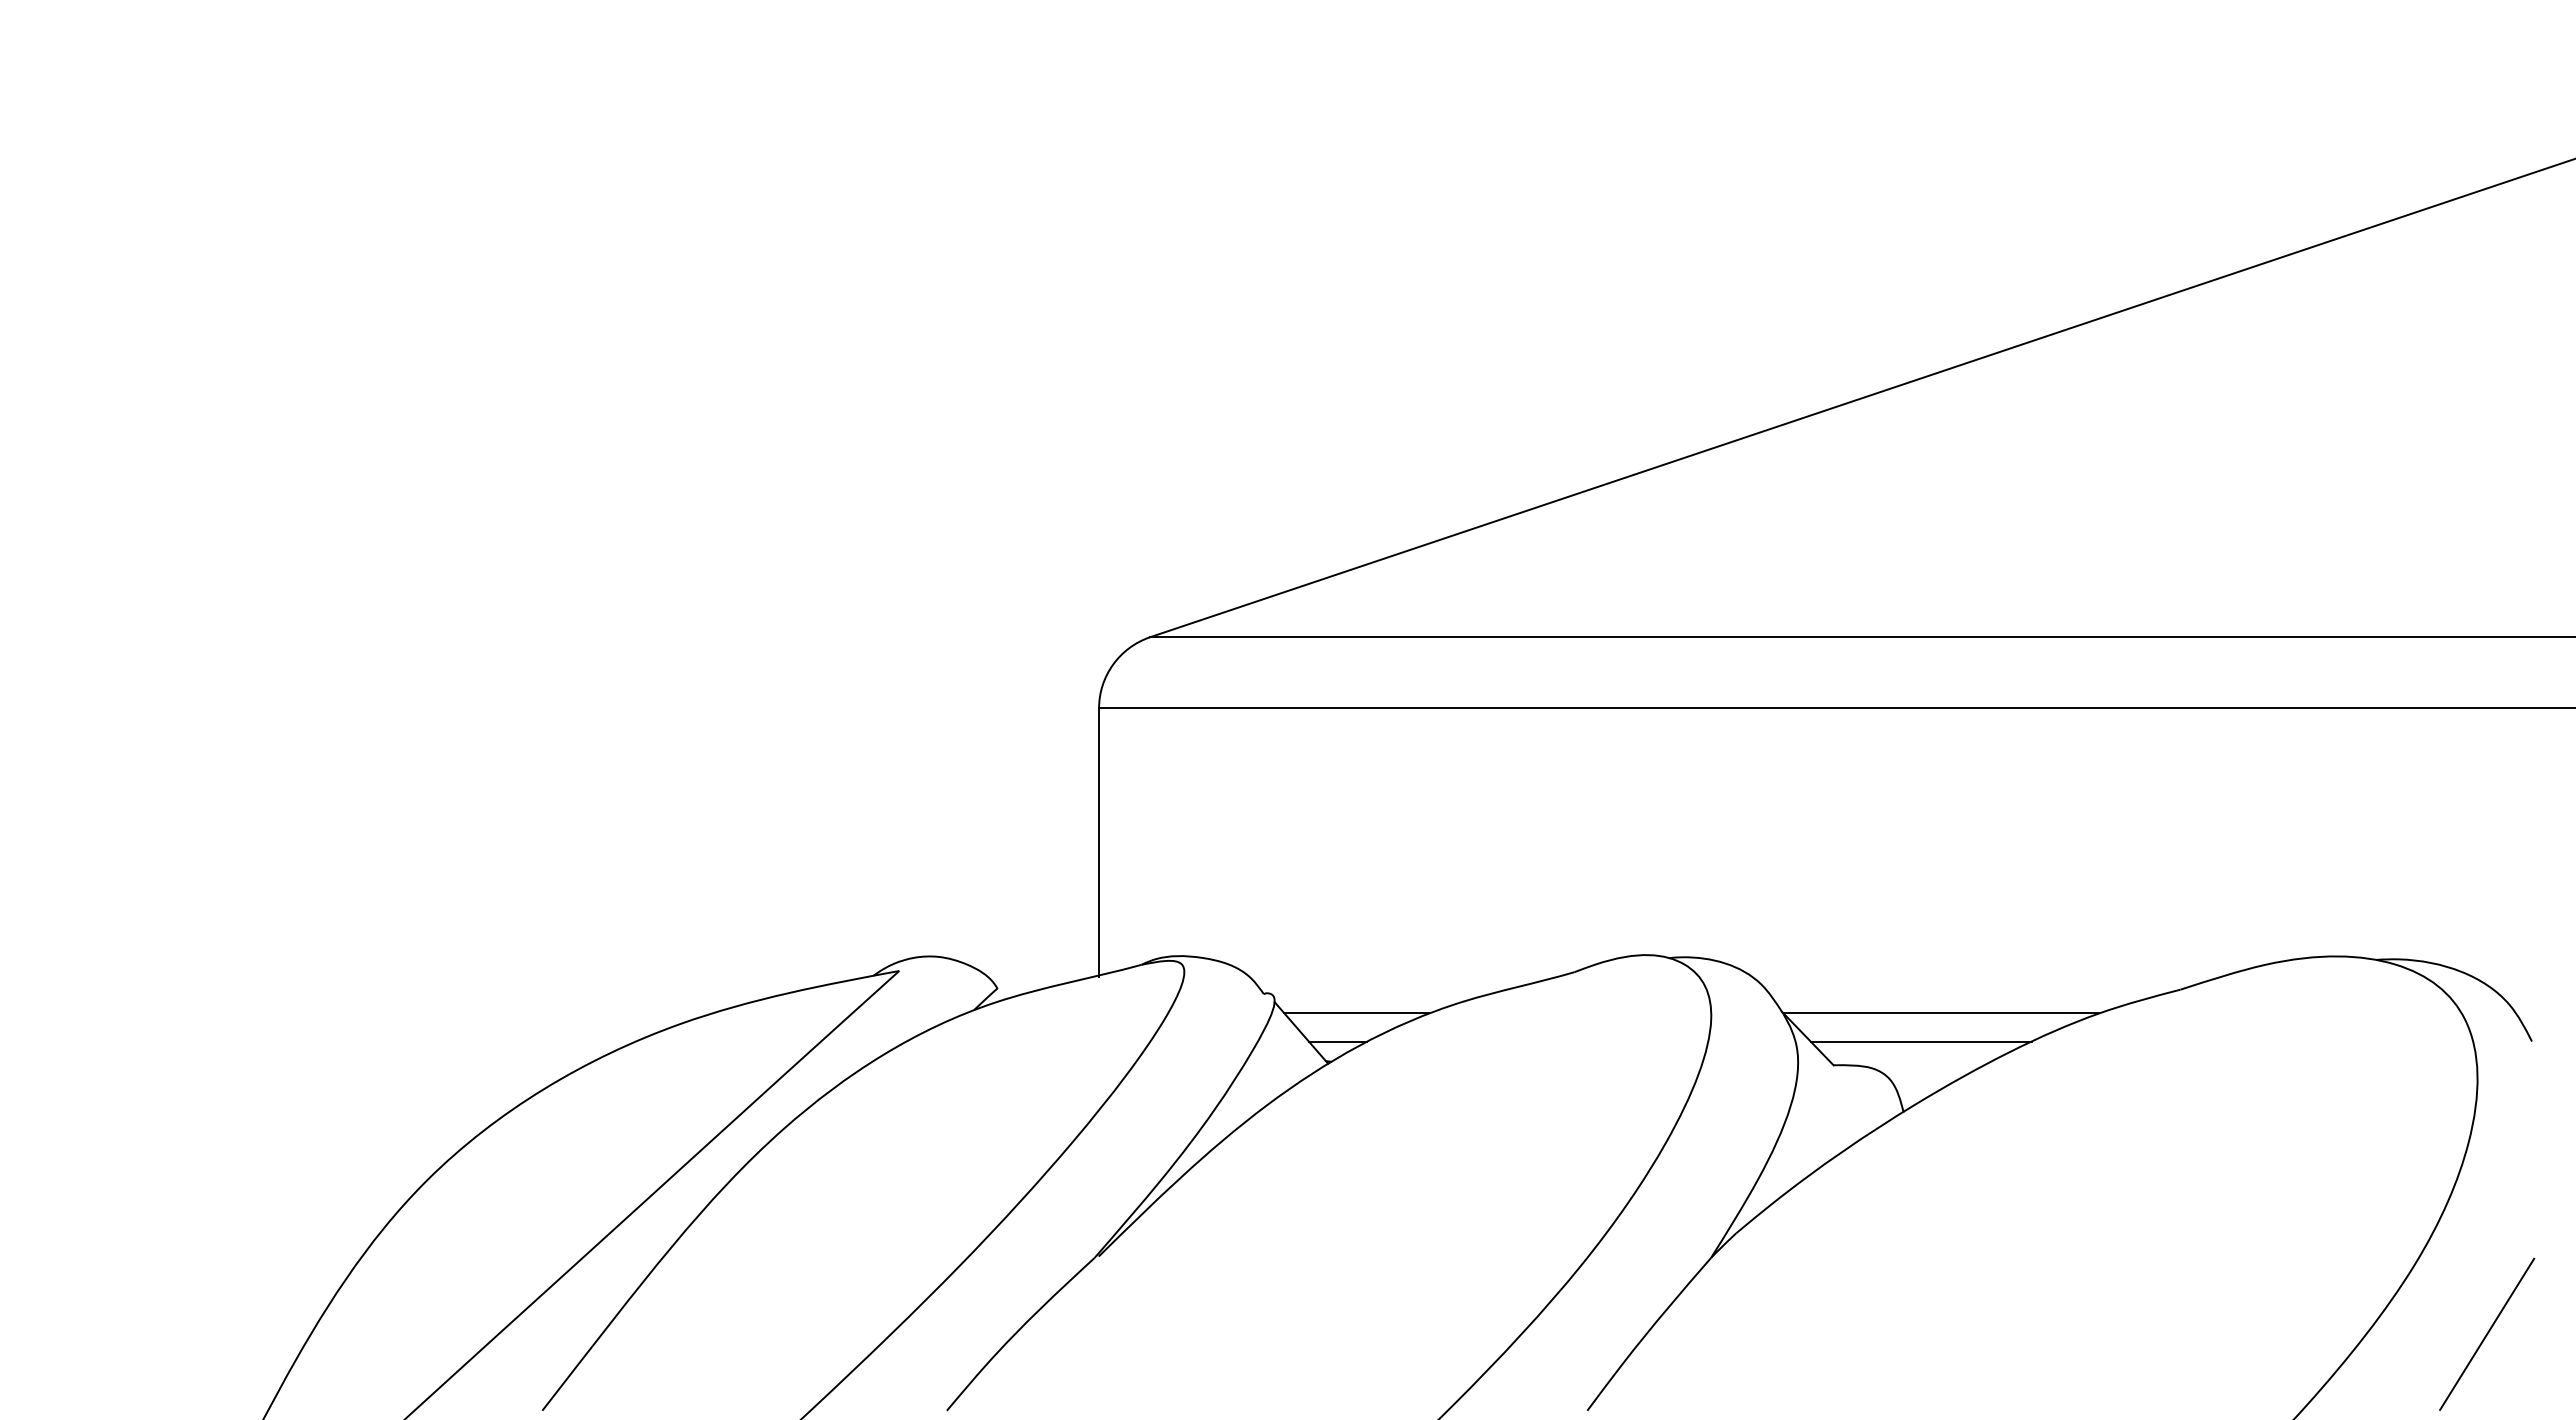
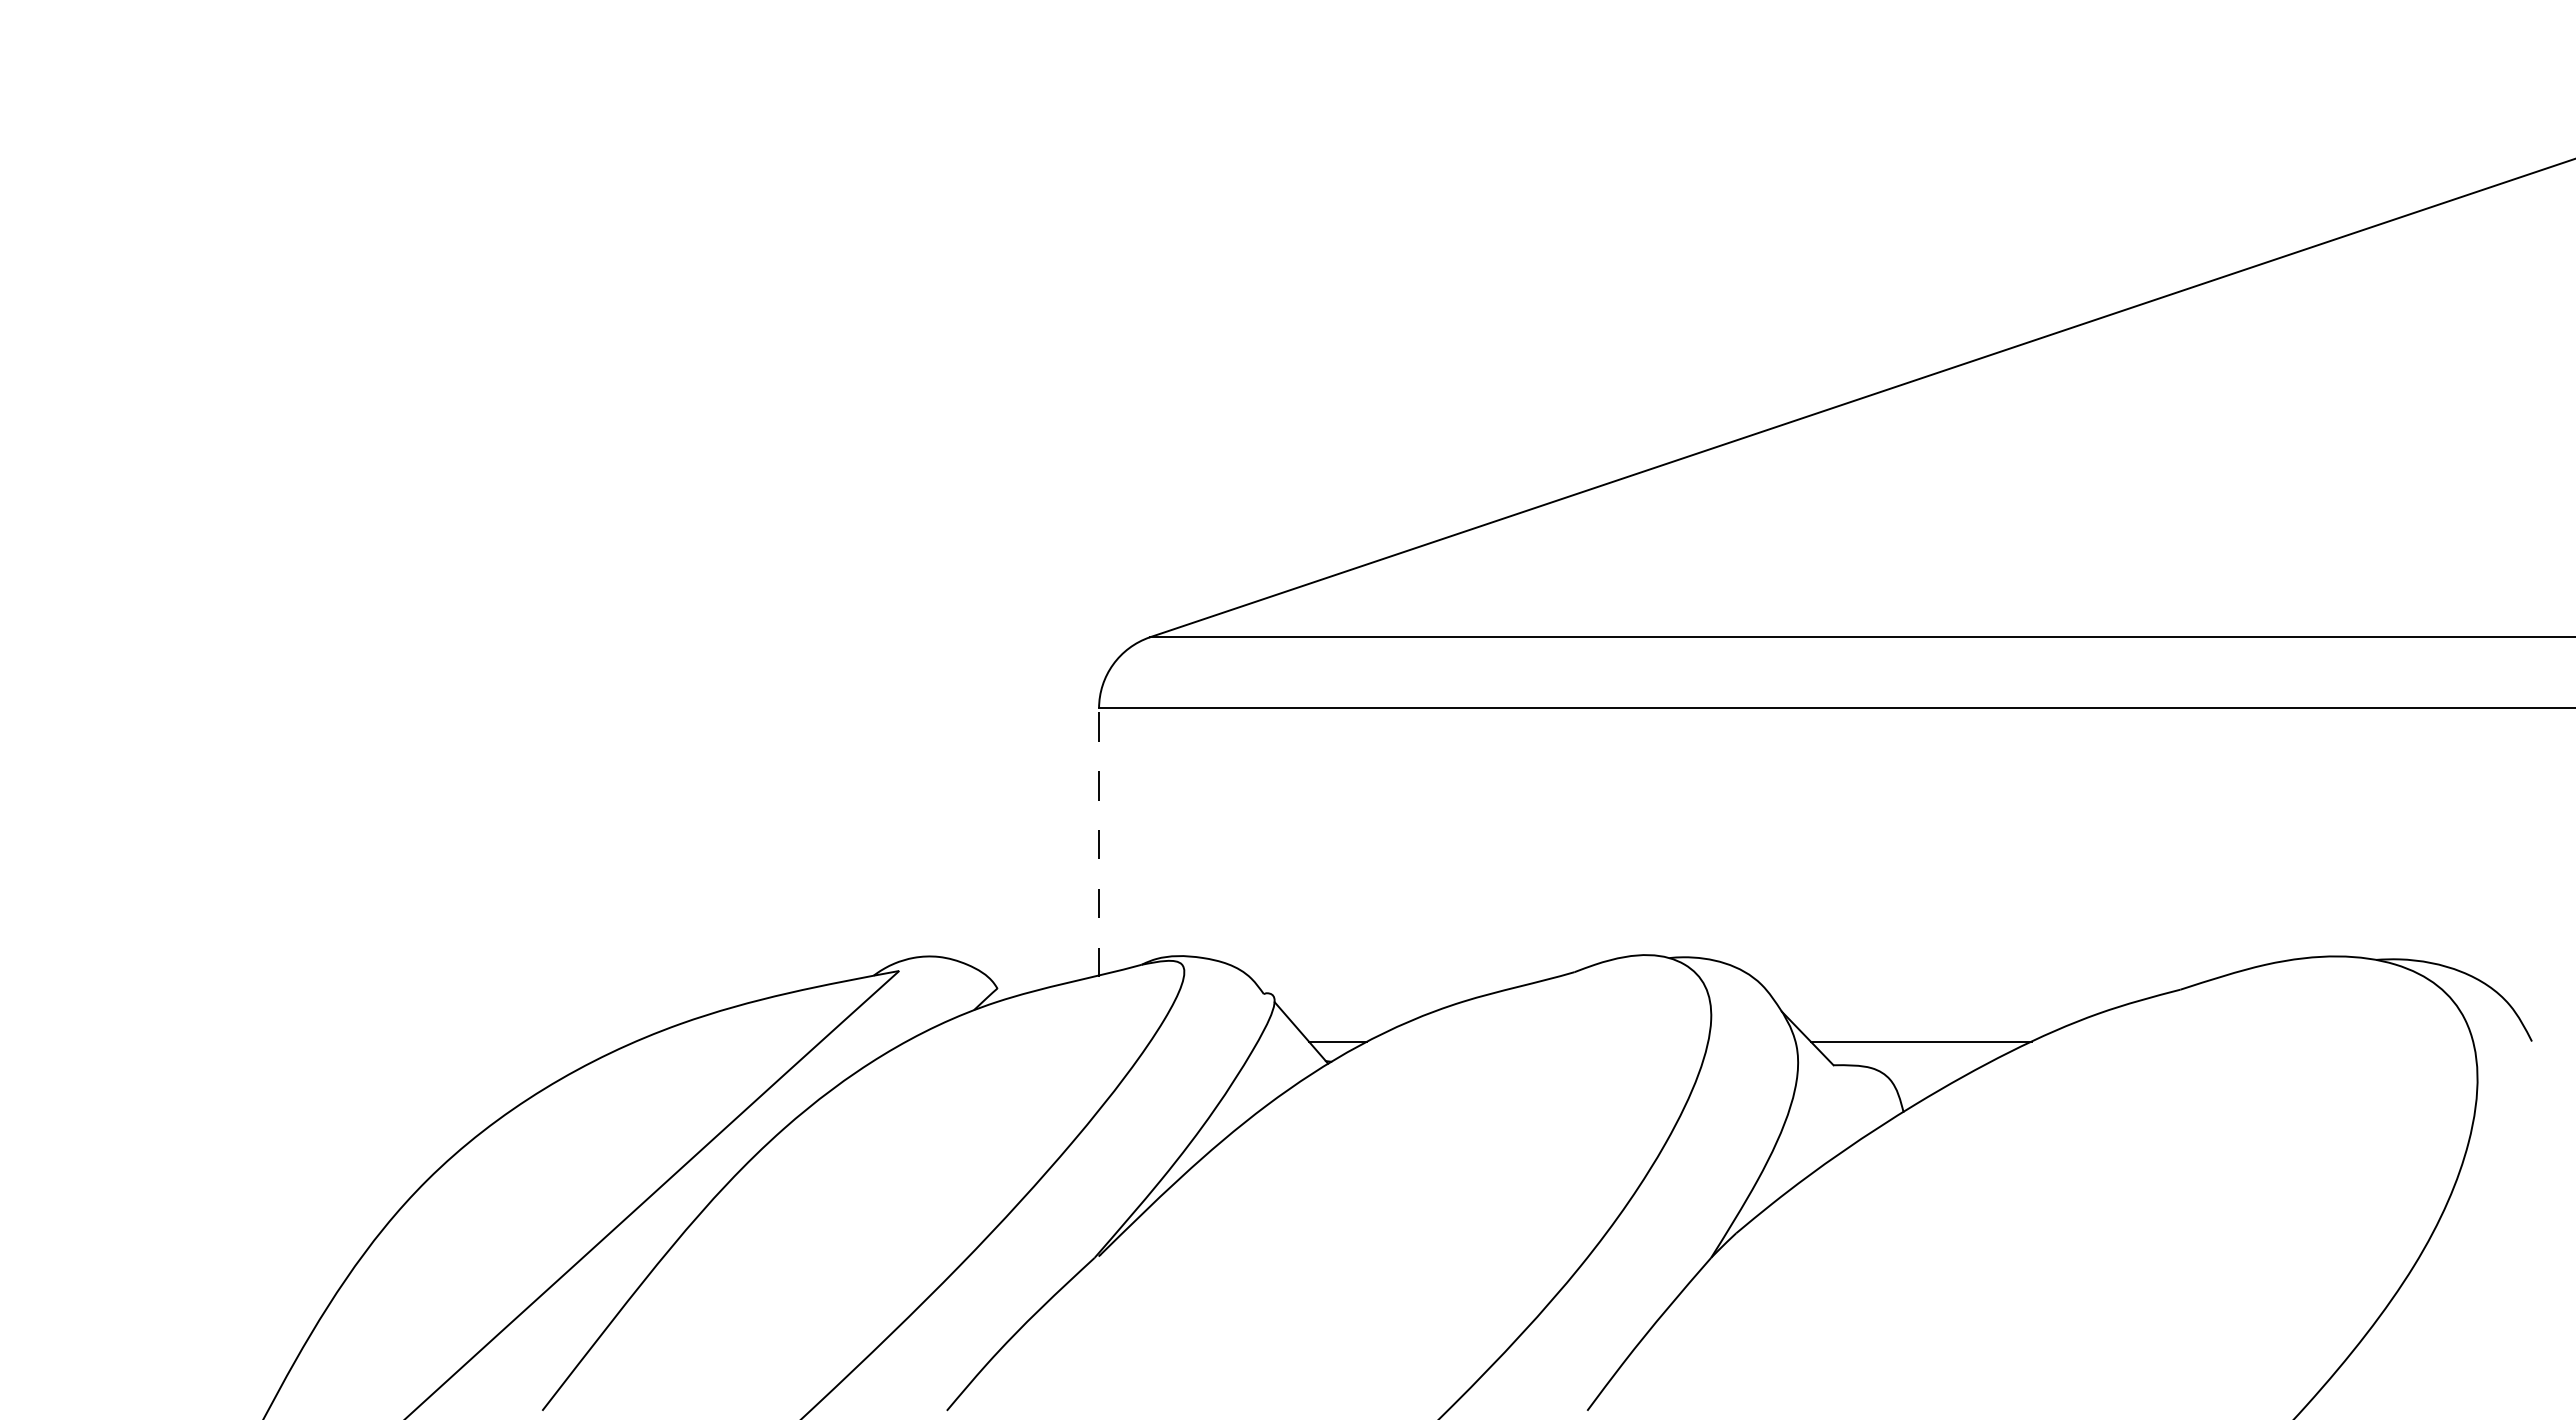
line: solid -> dashed (1099, 842)
line: present -> none (1356, 1013)
line: present -> none (1941, 1013)
line: present -> none (2487, 1333)
